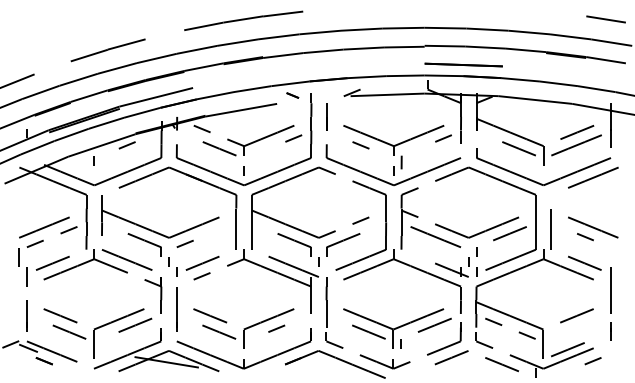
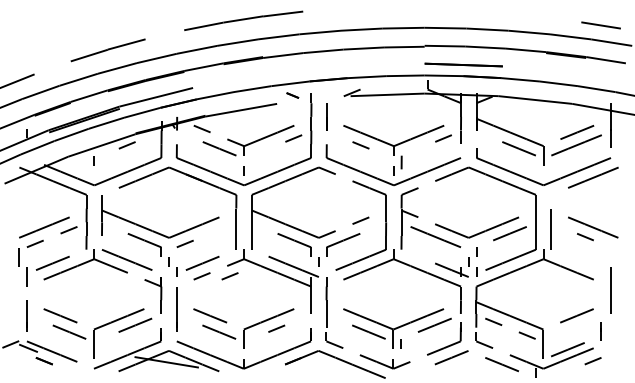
line position: (605, 19) -> (600, 25) (600, 25)
line: present -> none (584, 262)
line: none -> present (229, 276)
line position: (610, 331) -> (600, 331) (600, 331)
